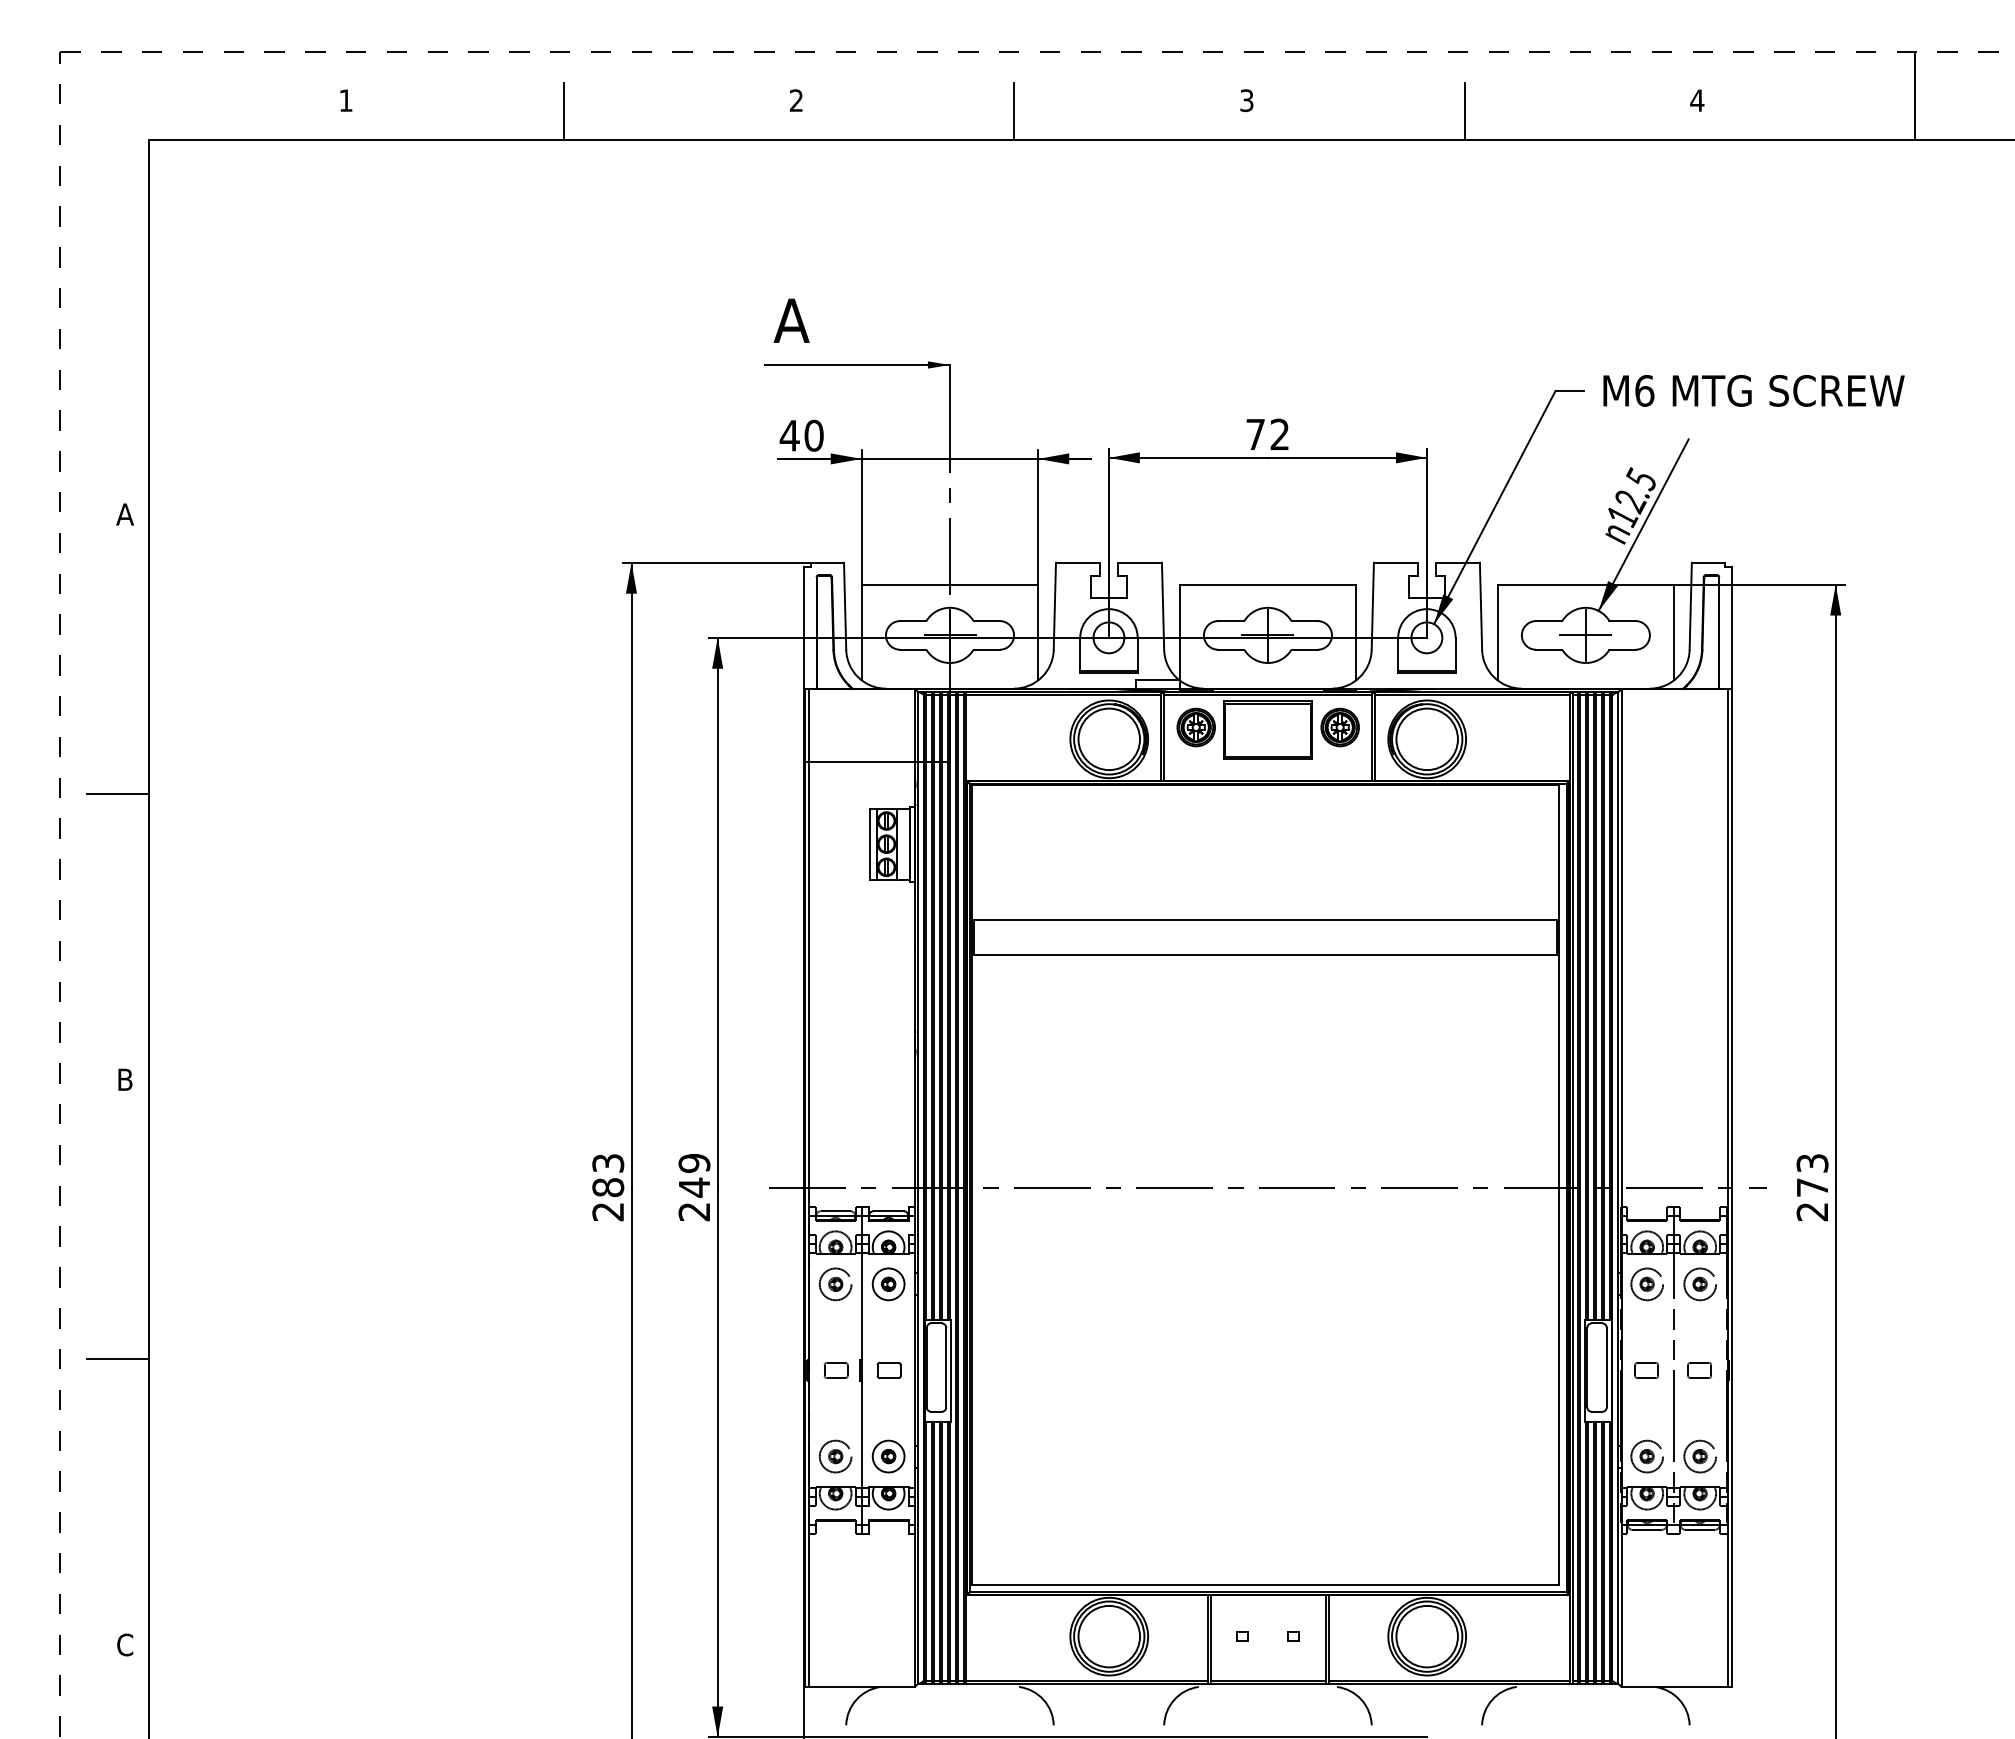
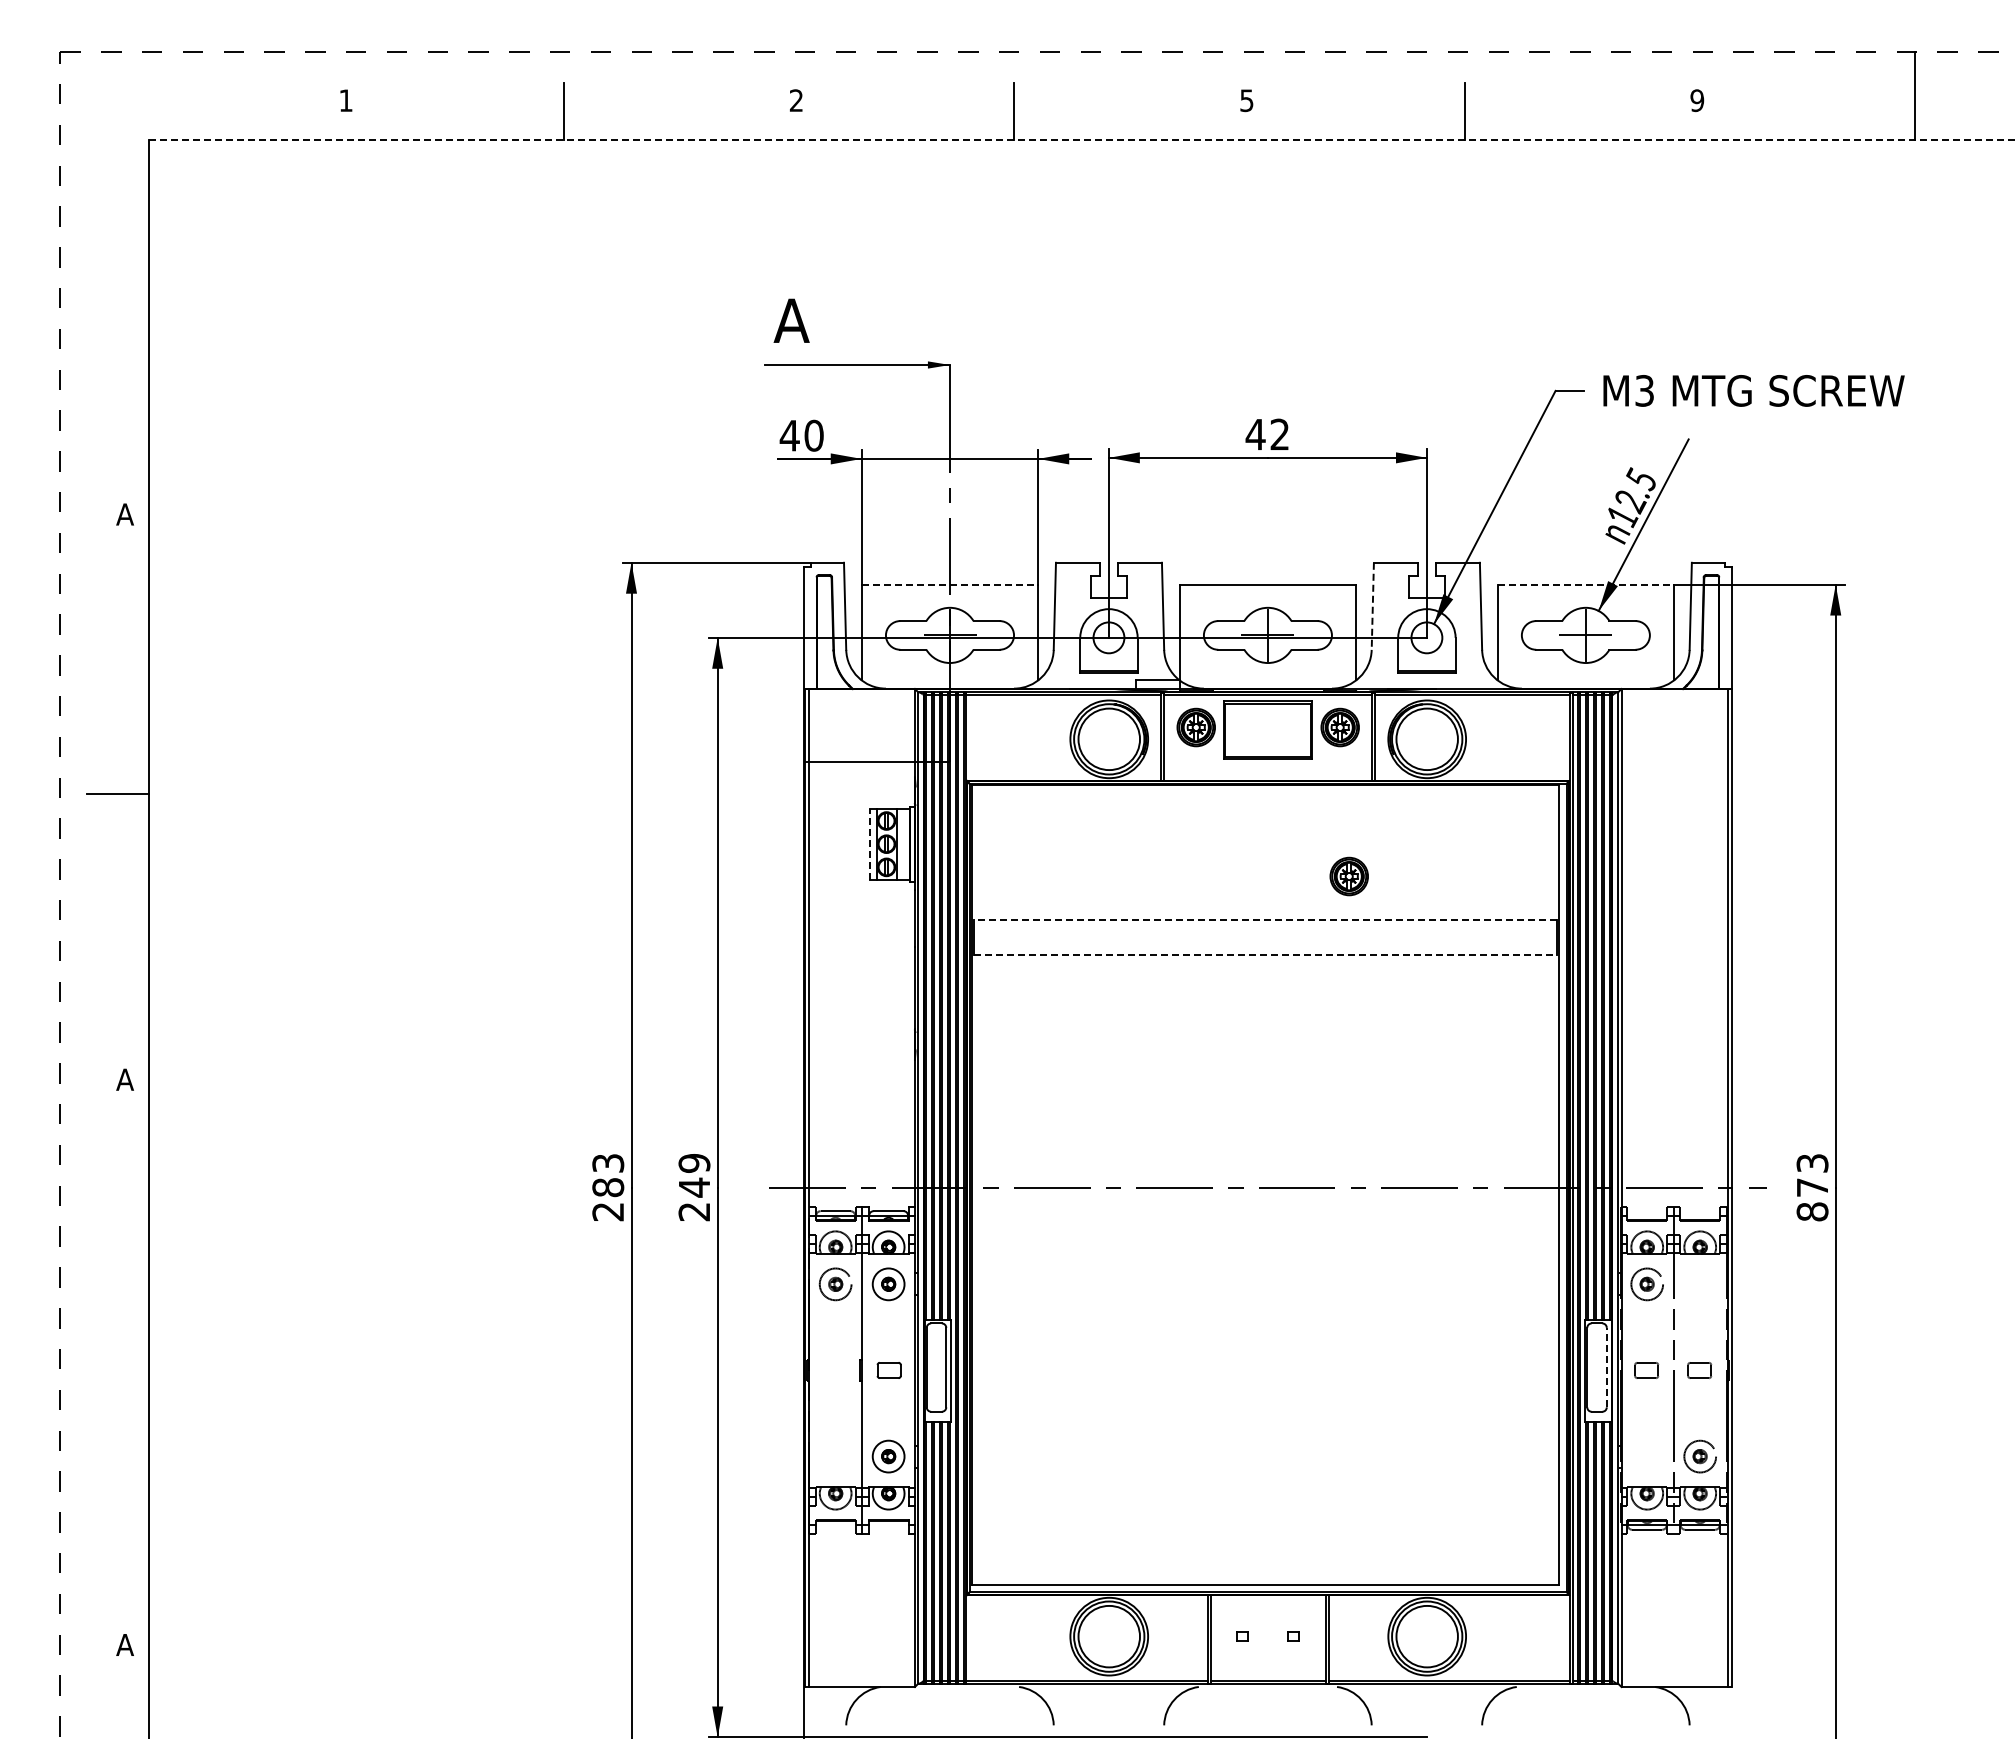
text: 3 -> 5 (1247, 100)
text: 4 -> 9 (1697, 100)
line: solid -> dashed (1081, 140)
text: M6 -> M3 (1644, 390)
text: 72 -> 42 (1255, 434)
line: solid -> dashed (950, 584)
line: solid -> dashed (1586, 584)
line: solid -> dashed (1372, 606)
line: solid -> dashed (870, 843)
part: none -> present (1348, 876)
line: solid -> dashed (1264, 919)
line: solid -> dashed (1265, 955)
text: B -> A (124, 1079)
text: 273 -> 873 (1812, 1211)
part: present -> none (1699, 1284)
line: present -> none (117, 1359)
line: solid -> dashed (1606, 1367)
part: present -> none (835, 1370)
part: present -> none (835, 1456)
part: present -> none (1646, 1456)
text: C -> A (124, 1644)
